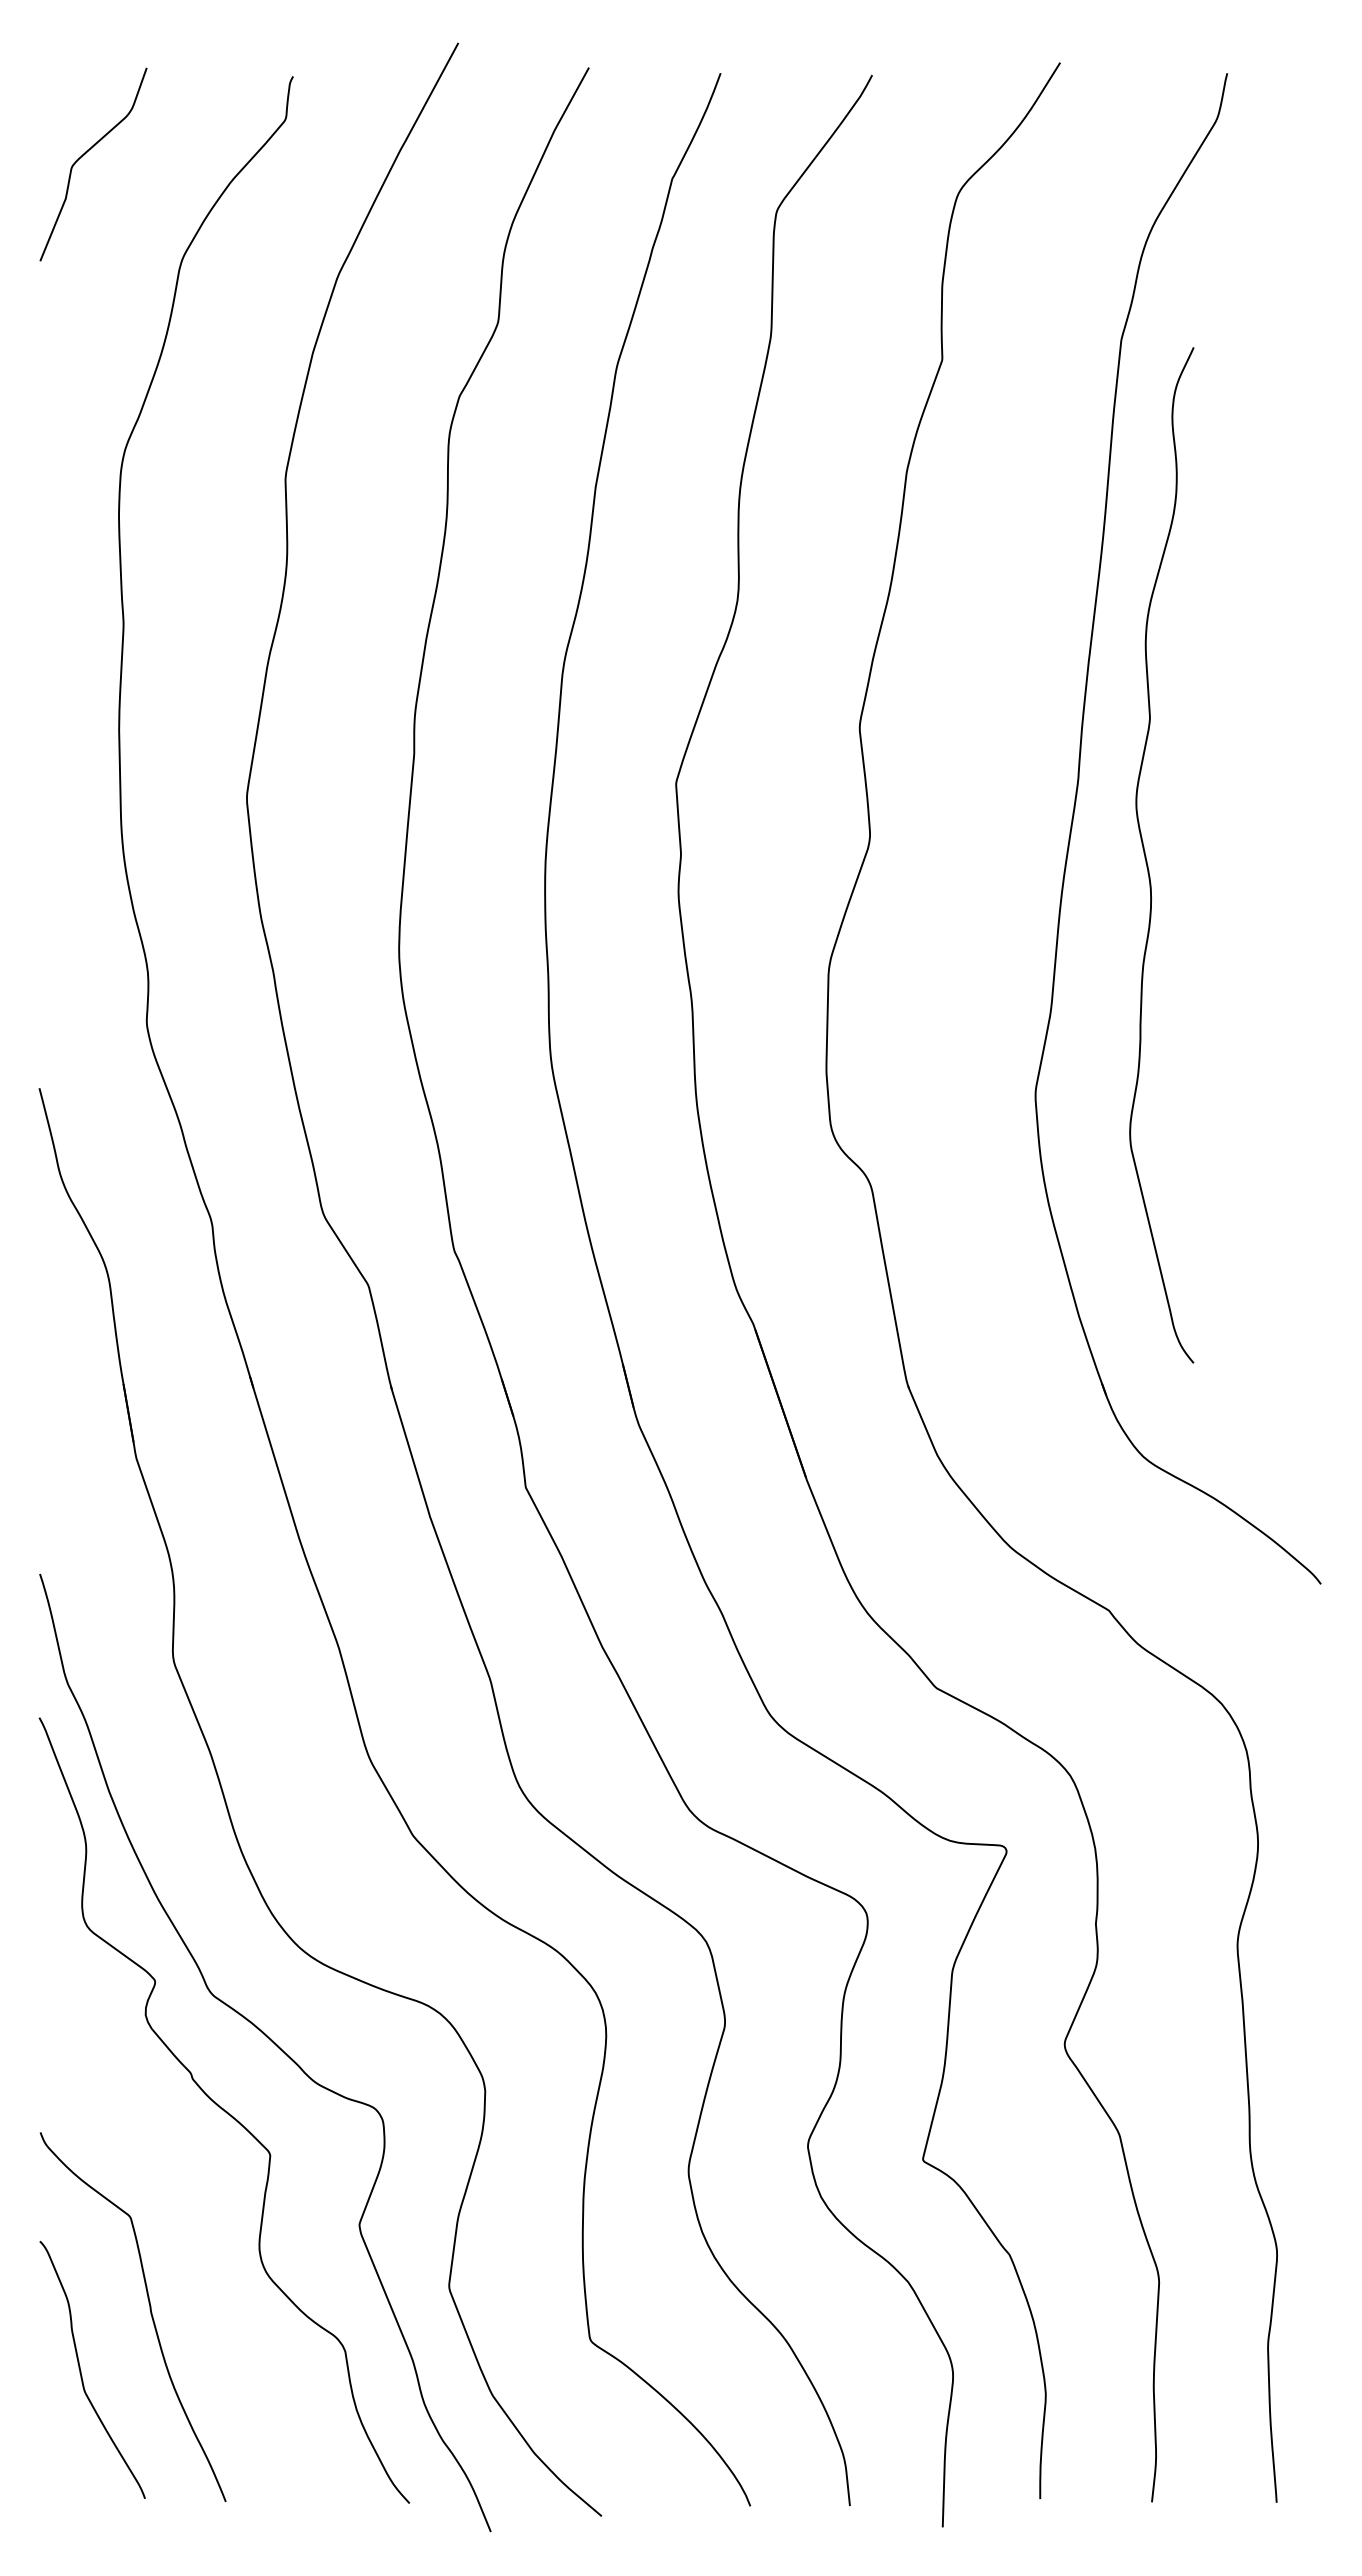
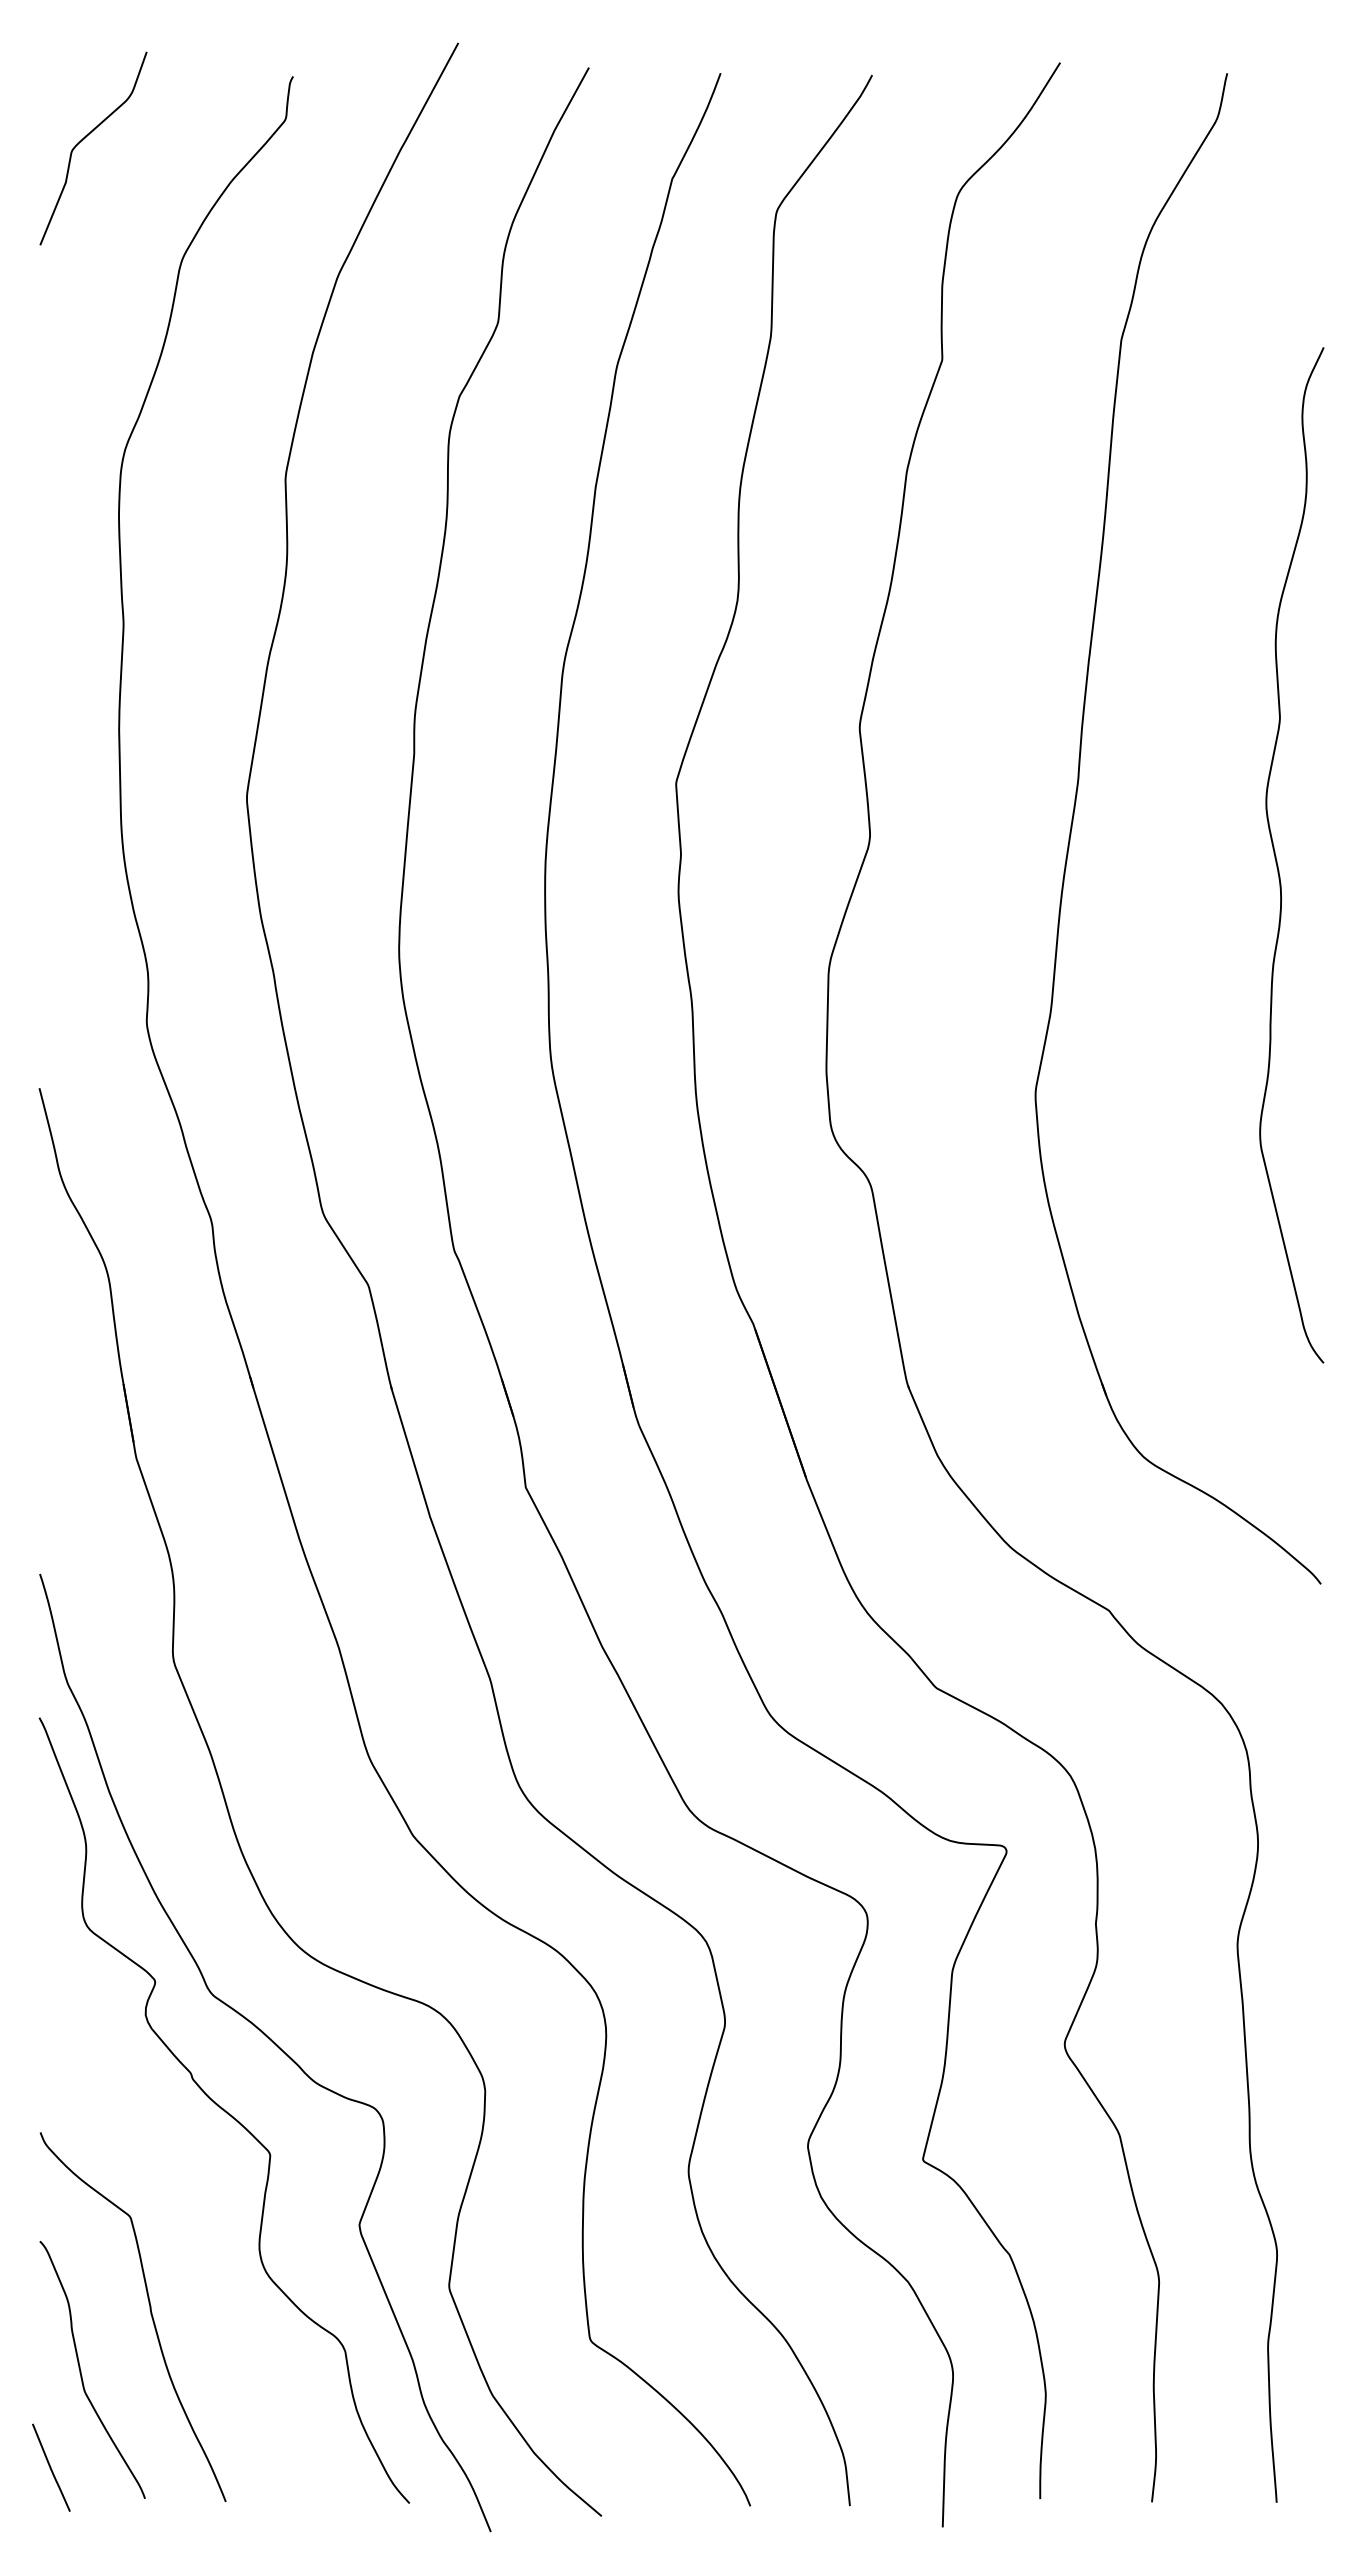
curve position: (84, 155) -> (84, 139) (84, 139)
curve position: (1147, 860) -> (1277, 860) (1277, 860)
line: none -> present (51, 2467)
